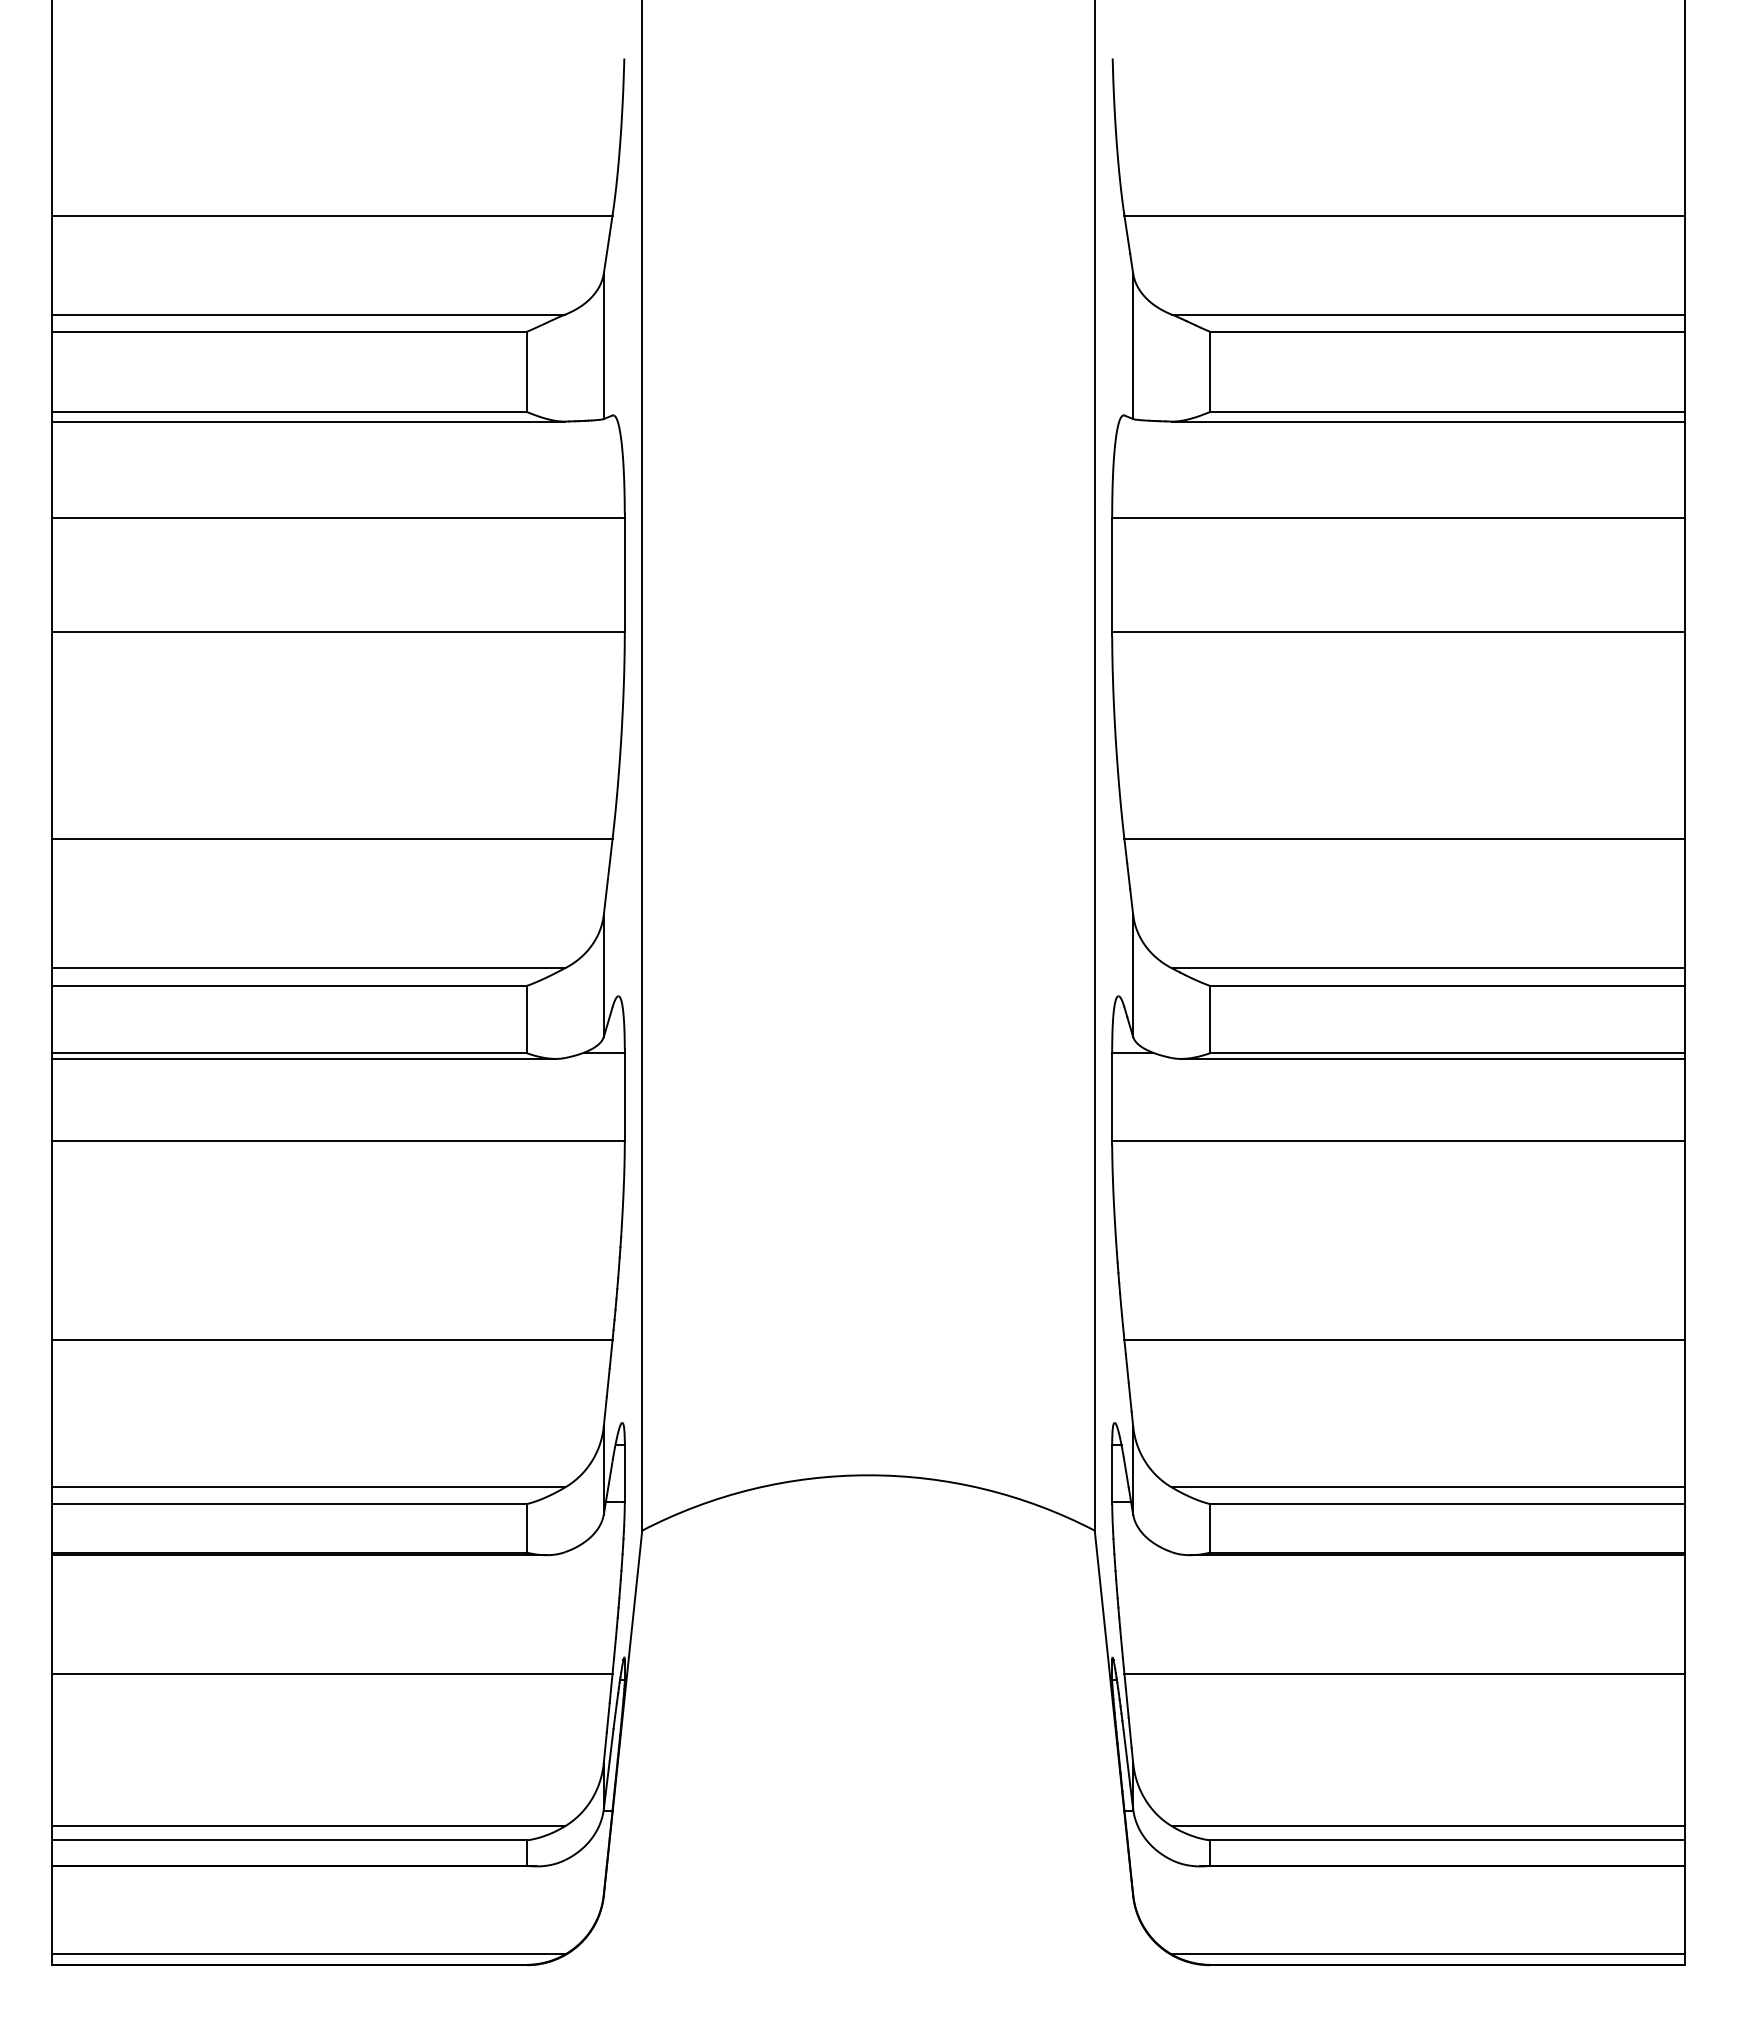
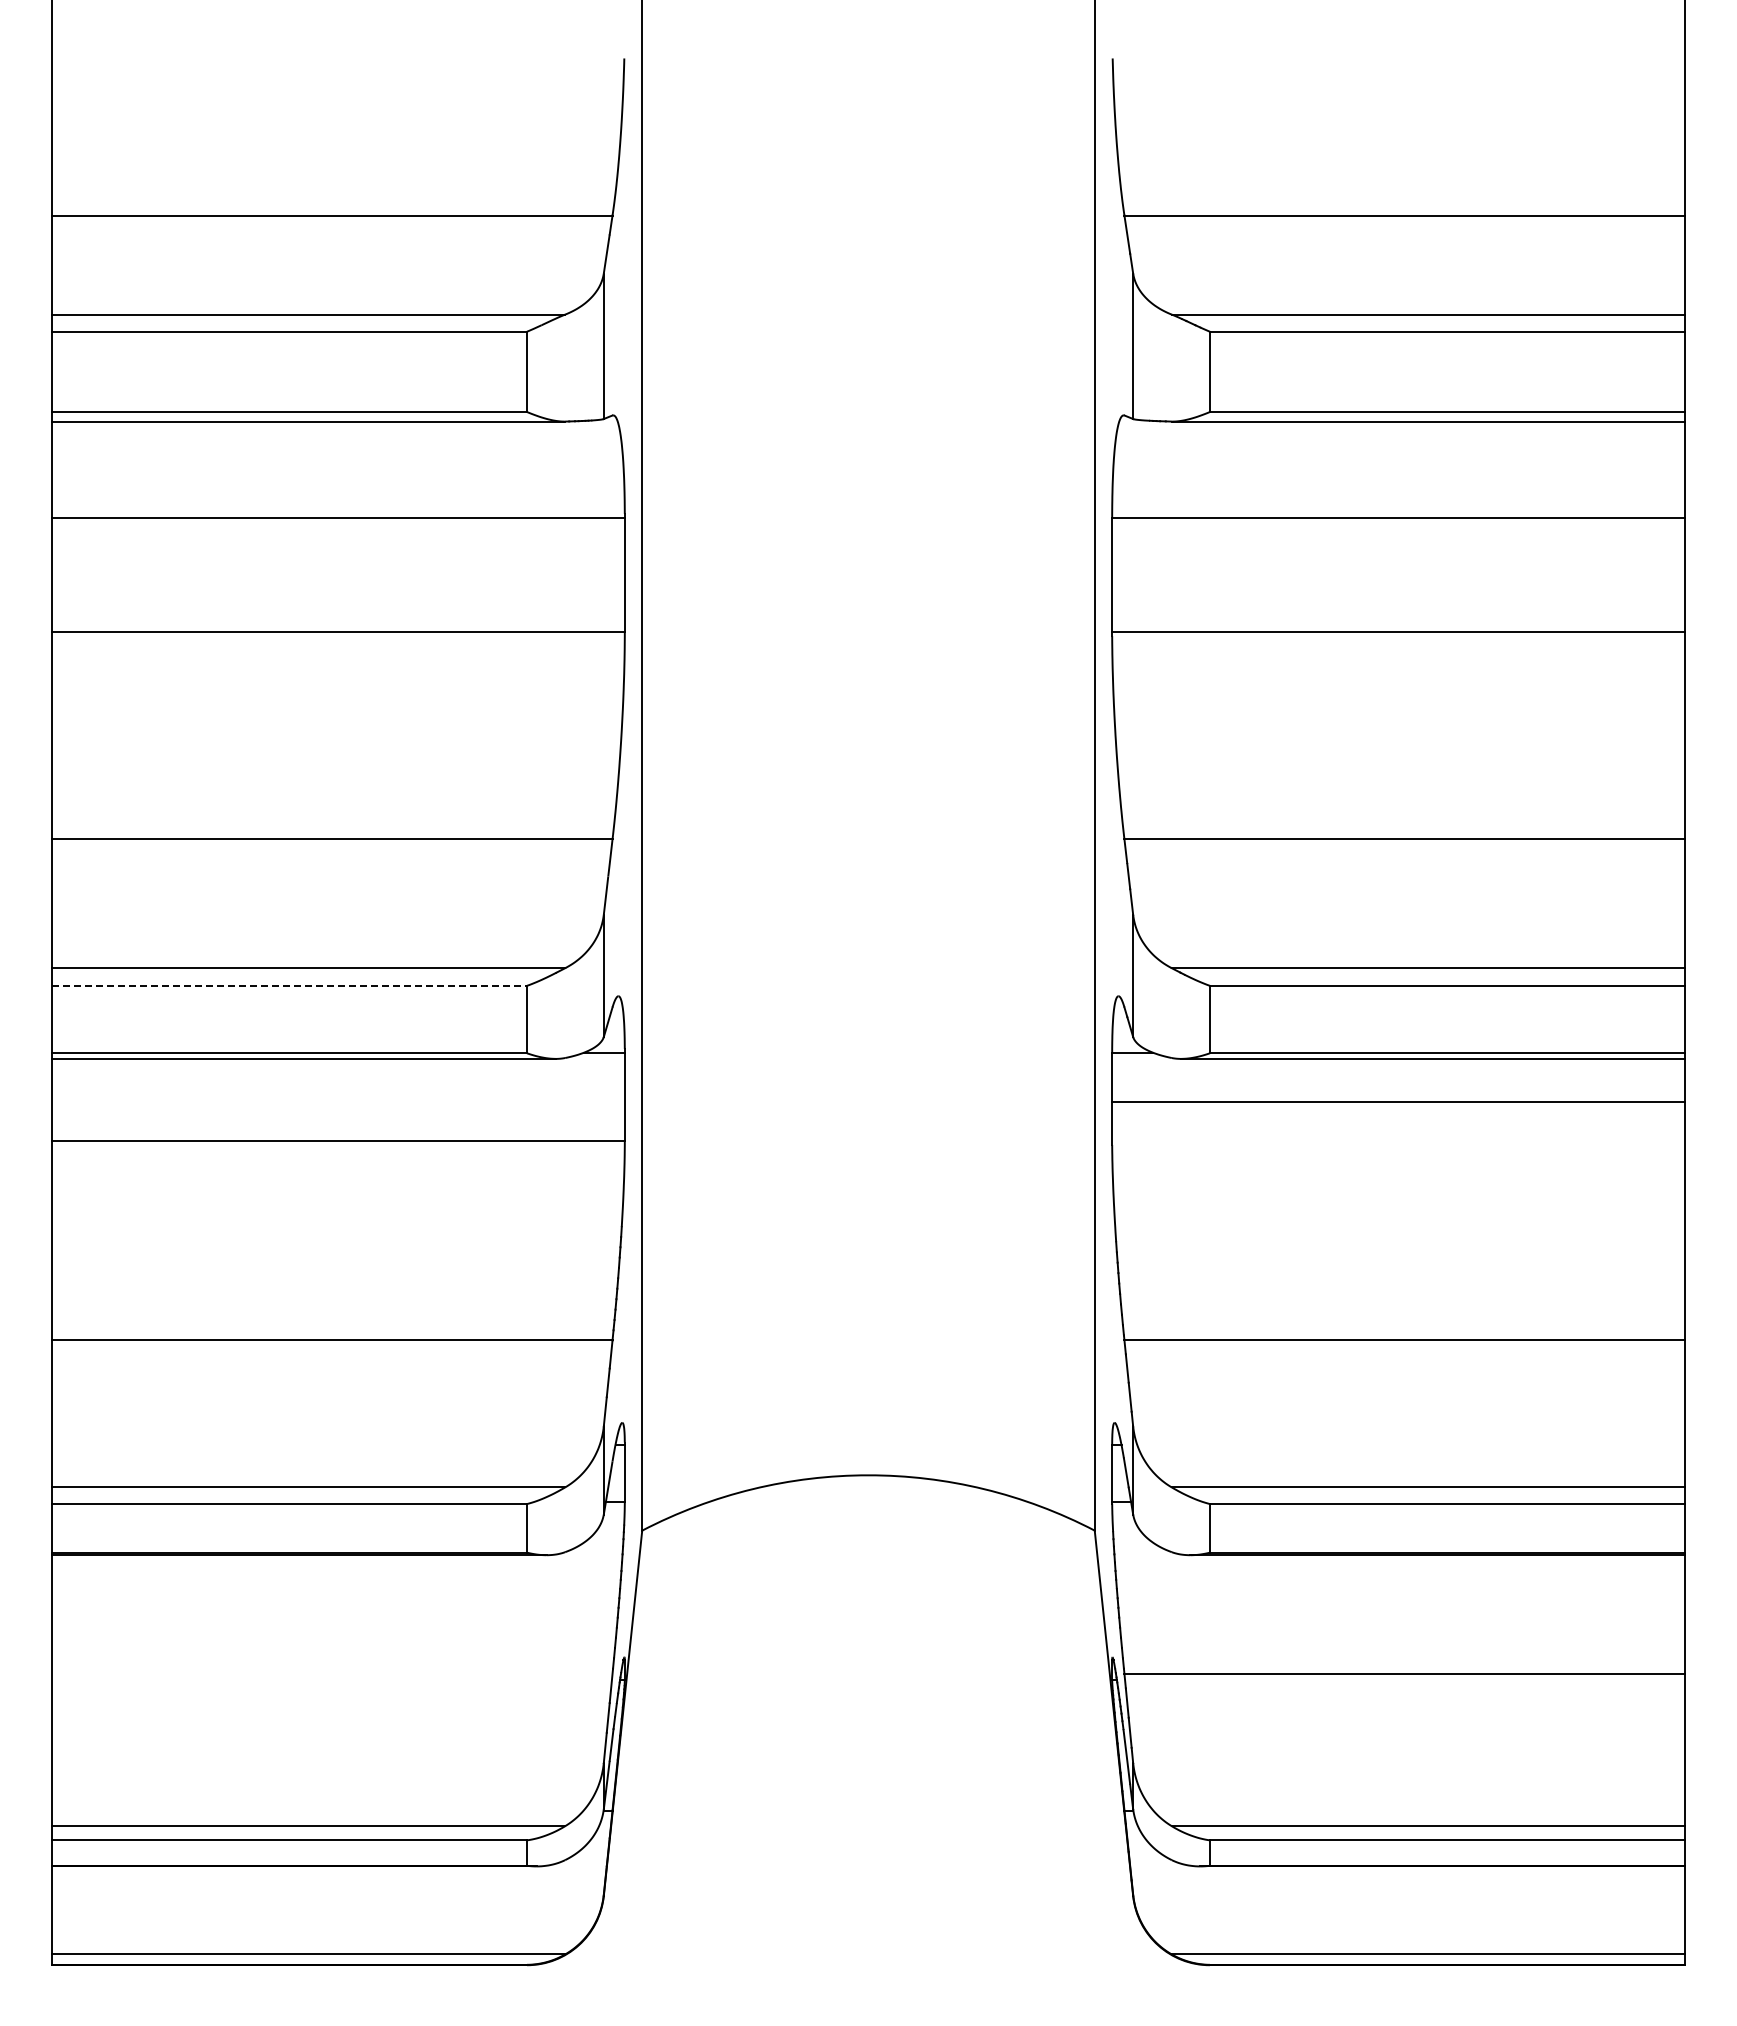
line: solid -> dashed (289, 985)
line position: (1398, 1141) -> (1398, 1102) (1398, 1102)
line: present -> none (331, 1674)
